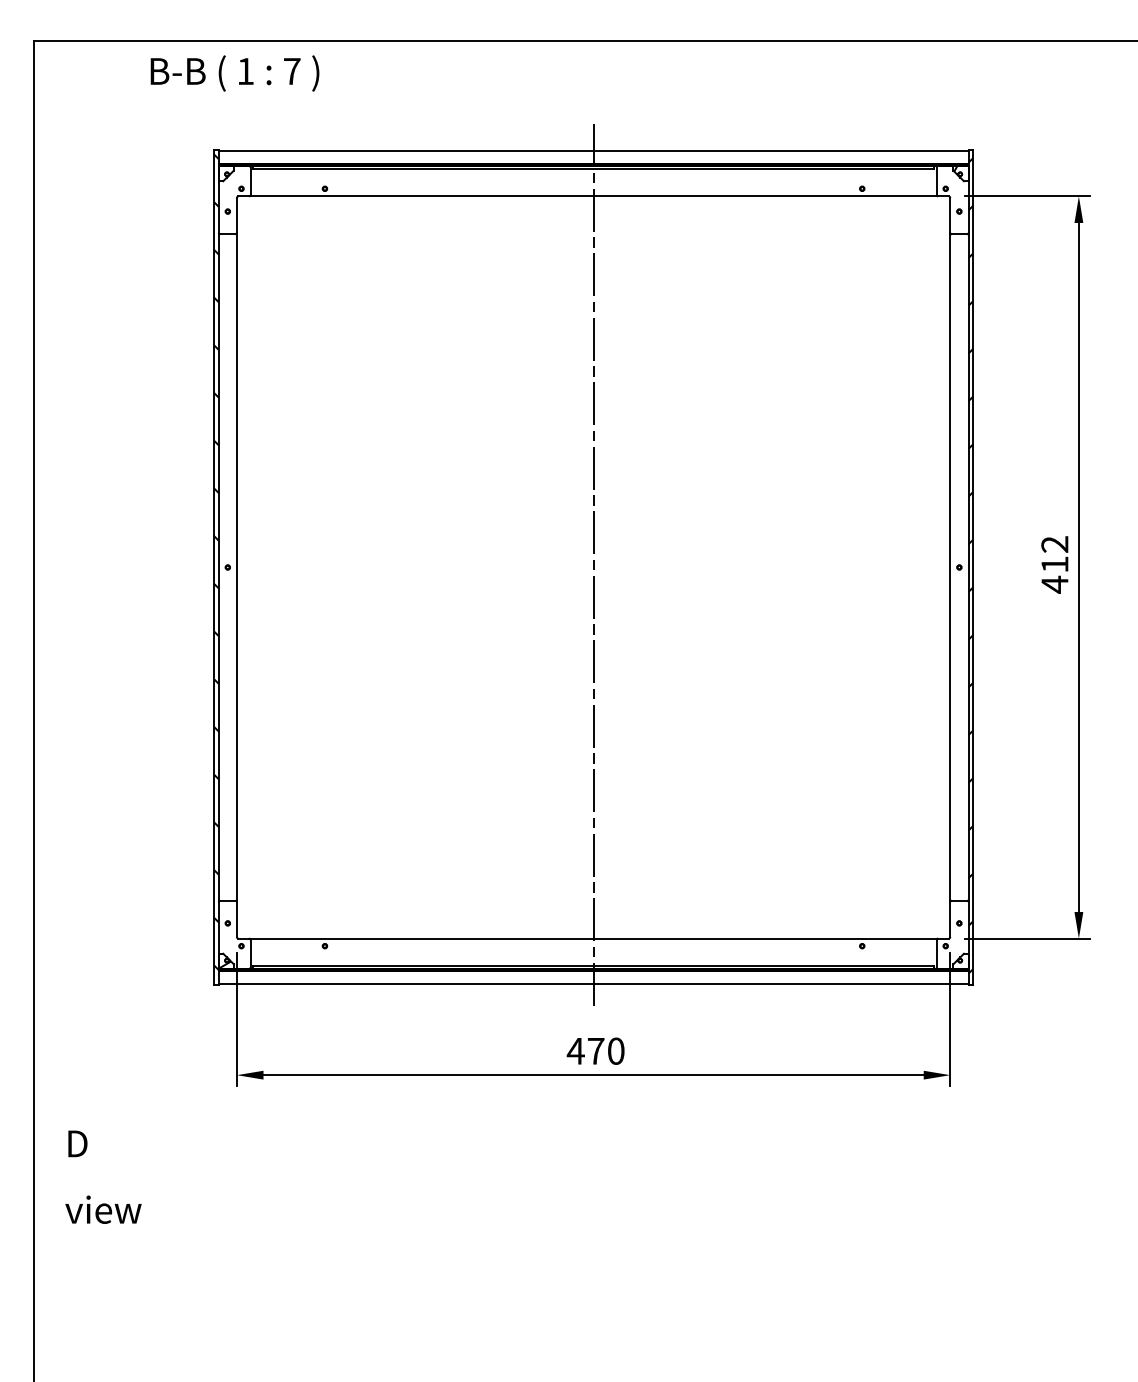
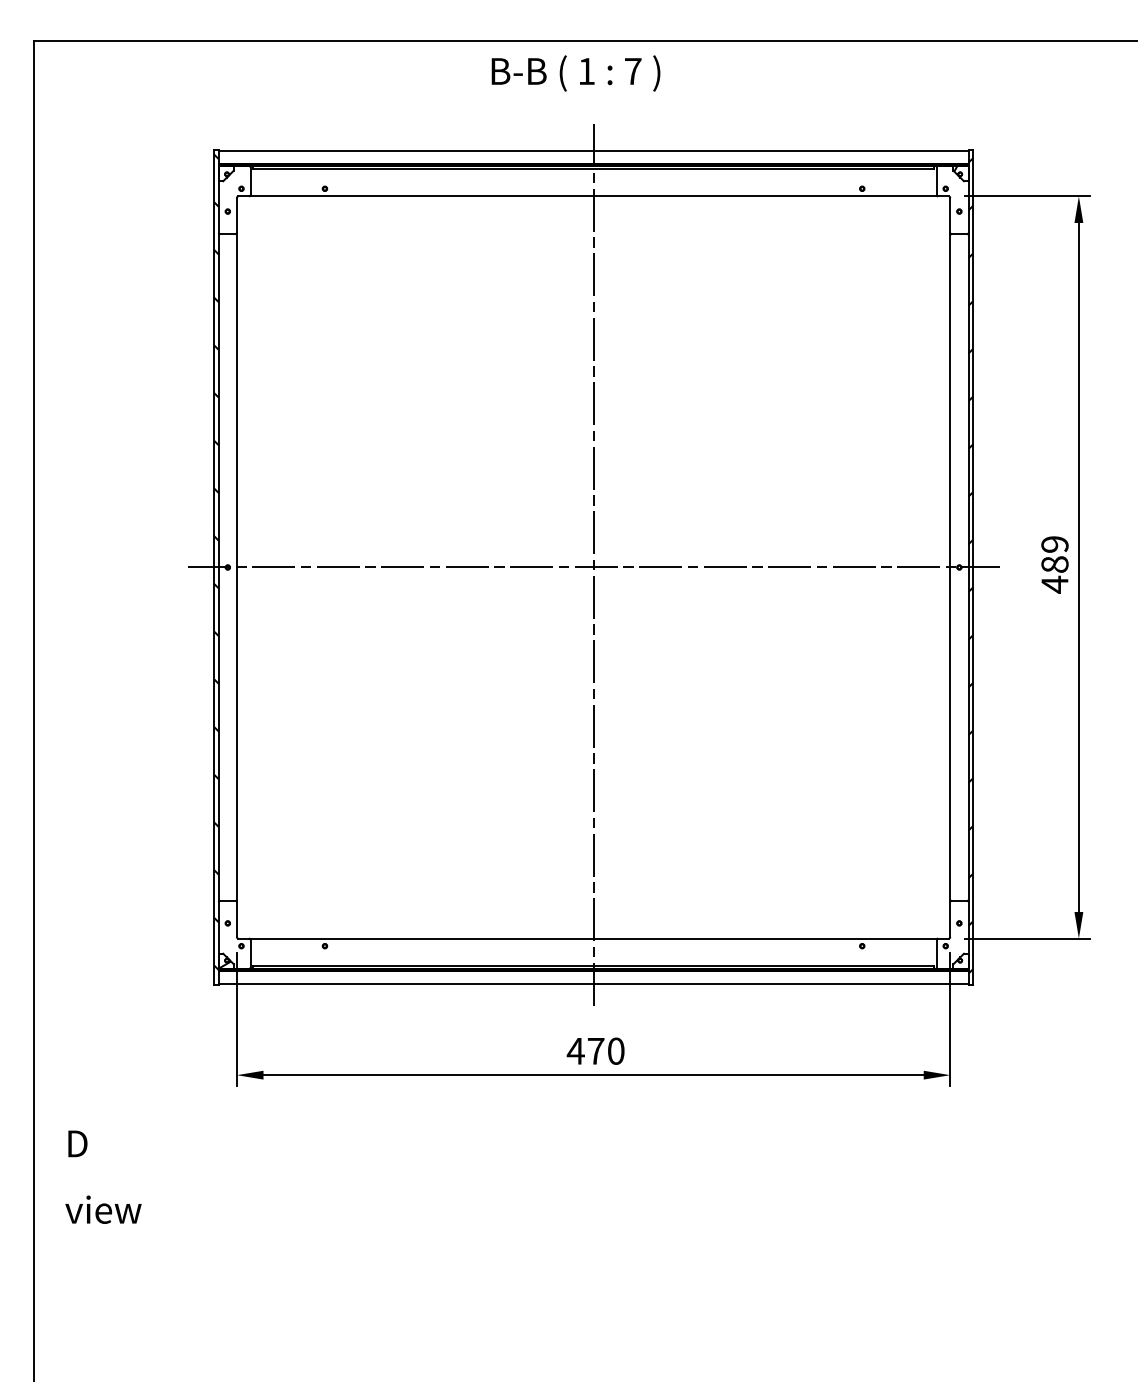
text position: (234, 73) -> (575, 73) (575, 73)
text: 412 -> 489 (1054, 554)
line: none -> present (593, 567)
